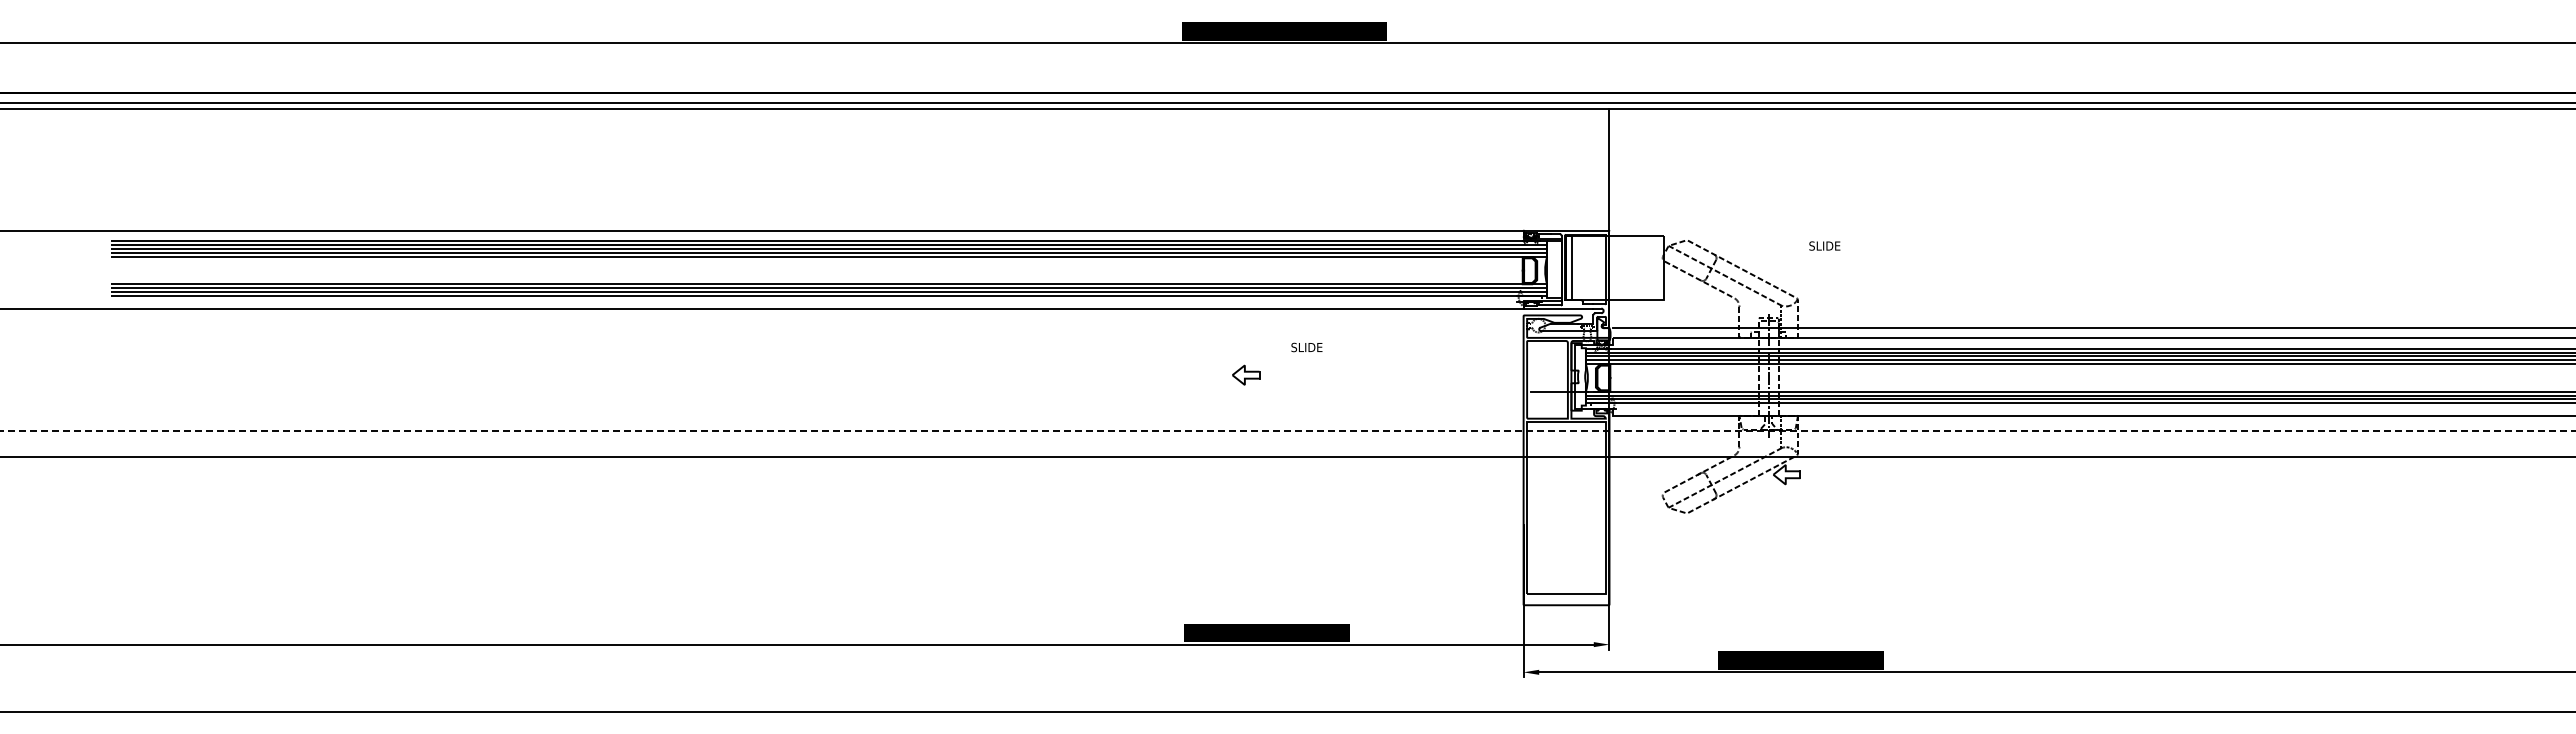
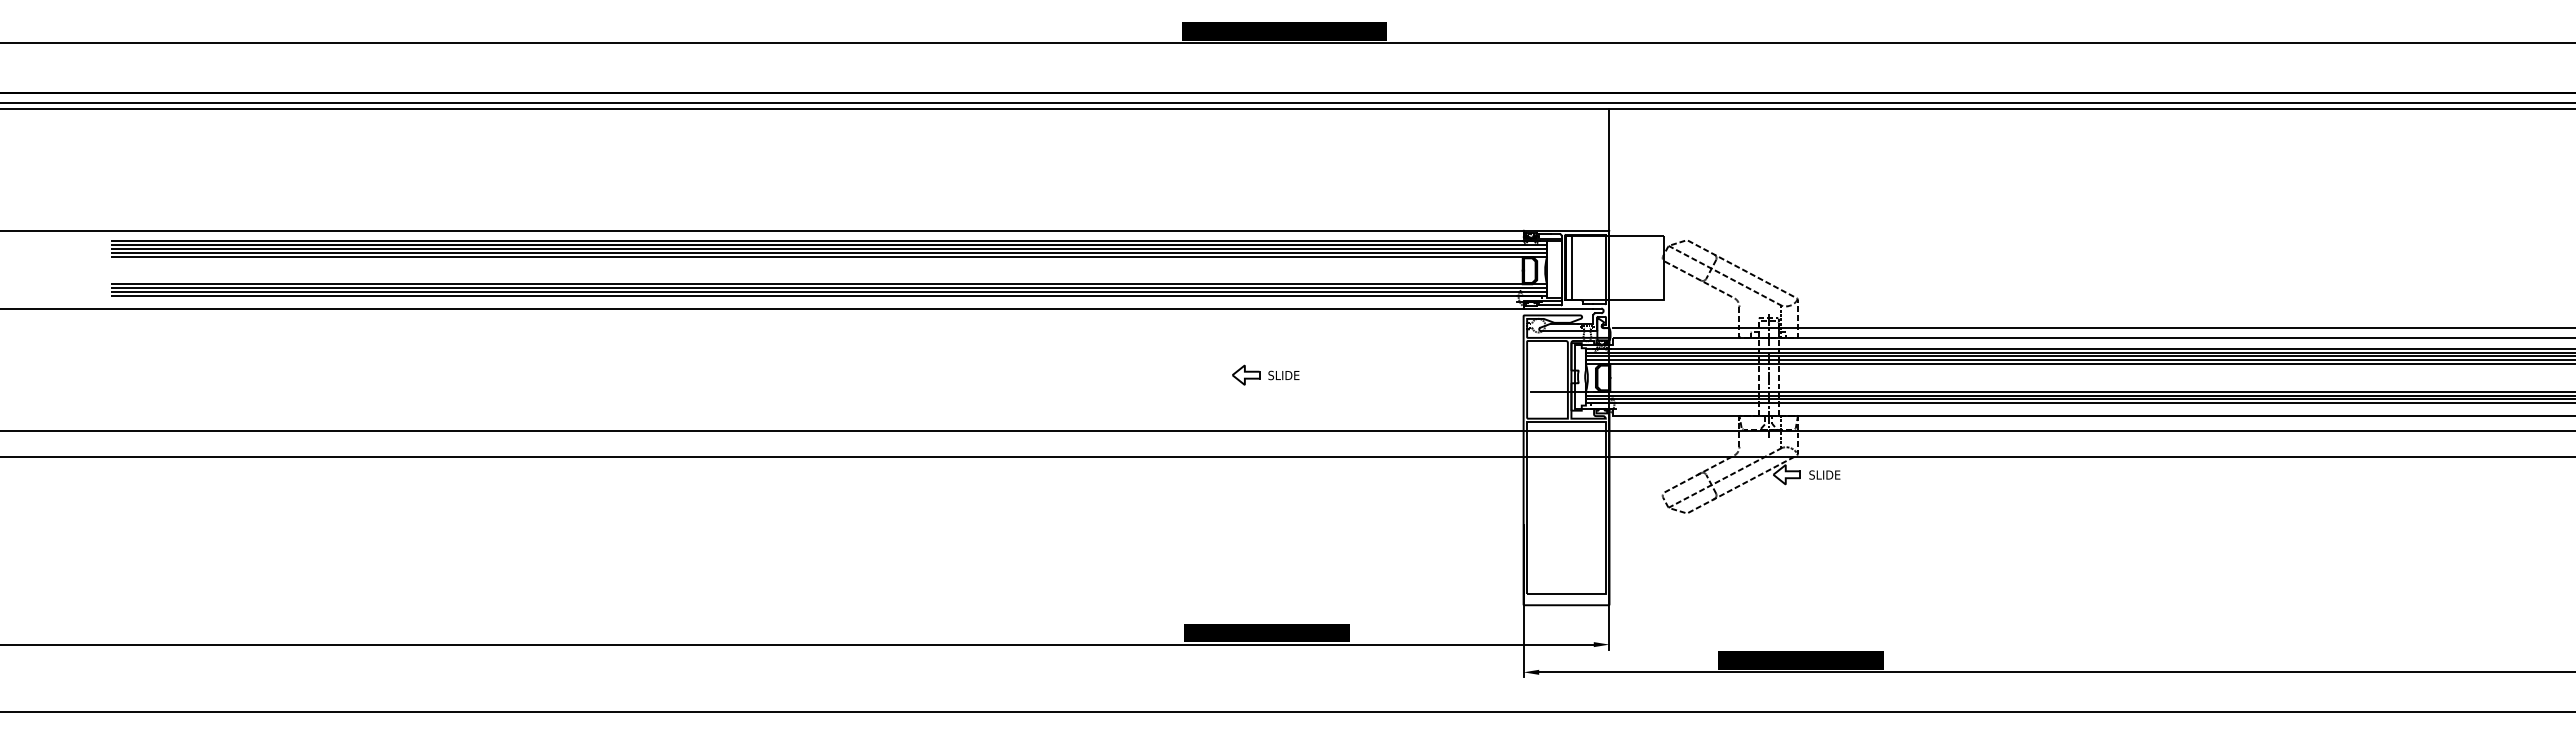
text position: (1824, 245) -> (1824, 474) (1824, 474)
text position: (1306, 347) -> (1283, 375) (1283, 375)
line: dashed -> solid (1288, 430)
